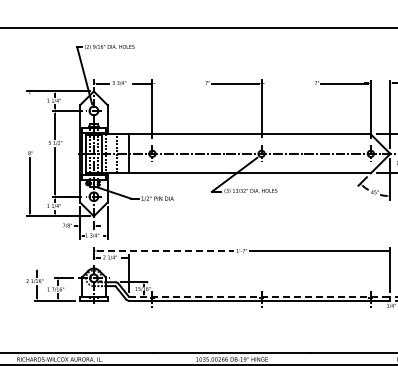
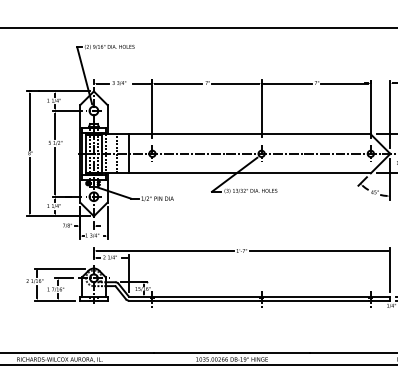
line: none -> present (178, 83)
line: none -> present (287, 83)
line: none -> present (29, 121)
line: dashed -> solid (165, 250)
line: none -> present (59, 268)
line: dashed -> solid (260, 296)
